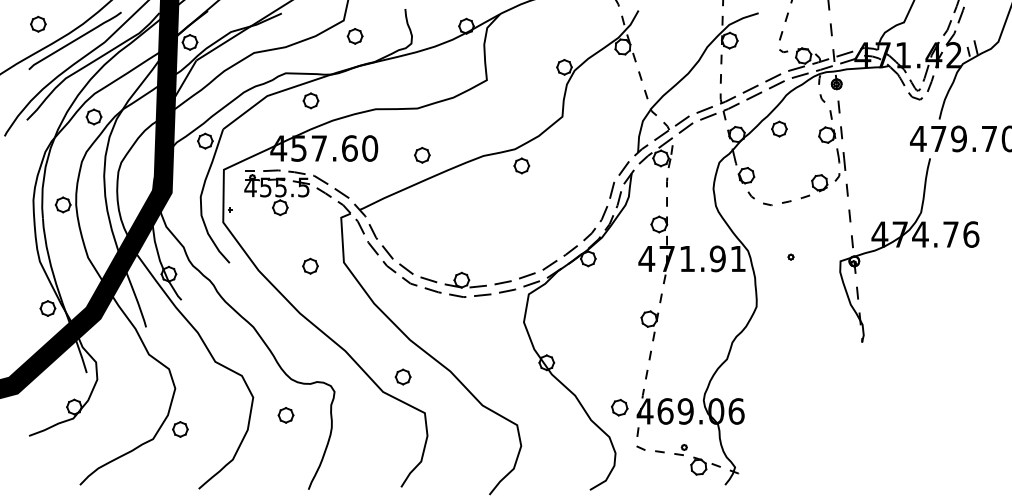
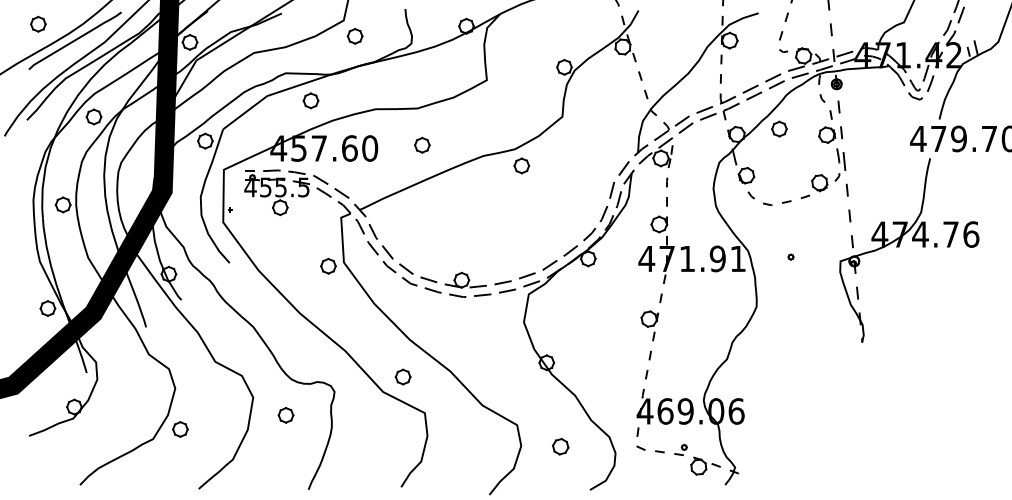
part position: (422, 155) -> (422, 145) (422, 145)
part position: (310, 265) -> (328, 265) (328, 265)
part position: (619, 407) -> (560, 446) (560, 446)
